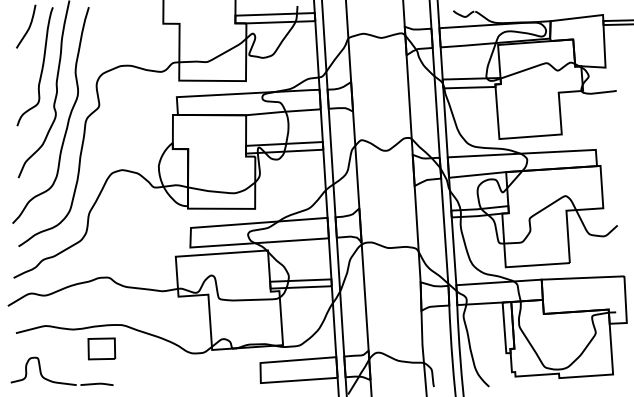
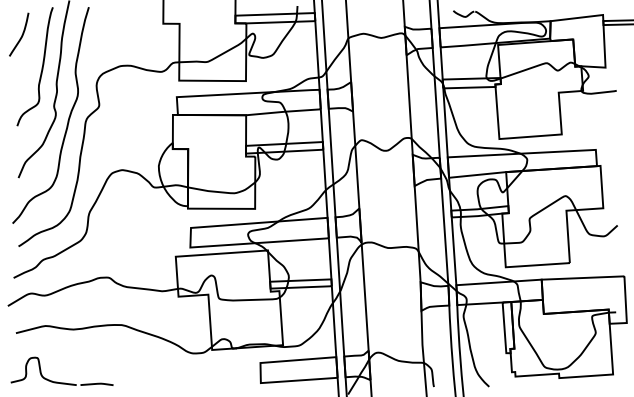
curve position: (28, 27) -> (21, 35) (21, 35)
part: present -> none (101, 348)
